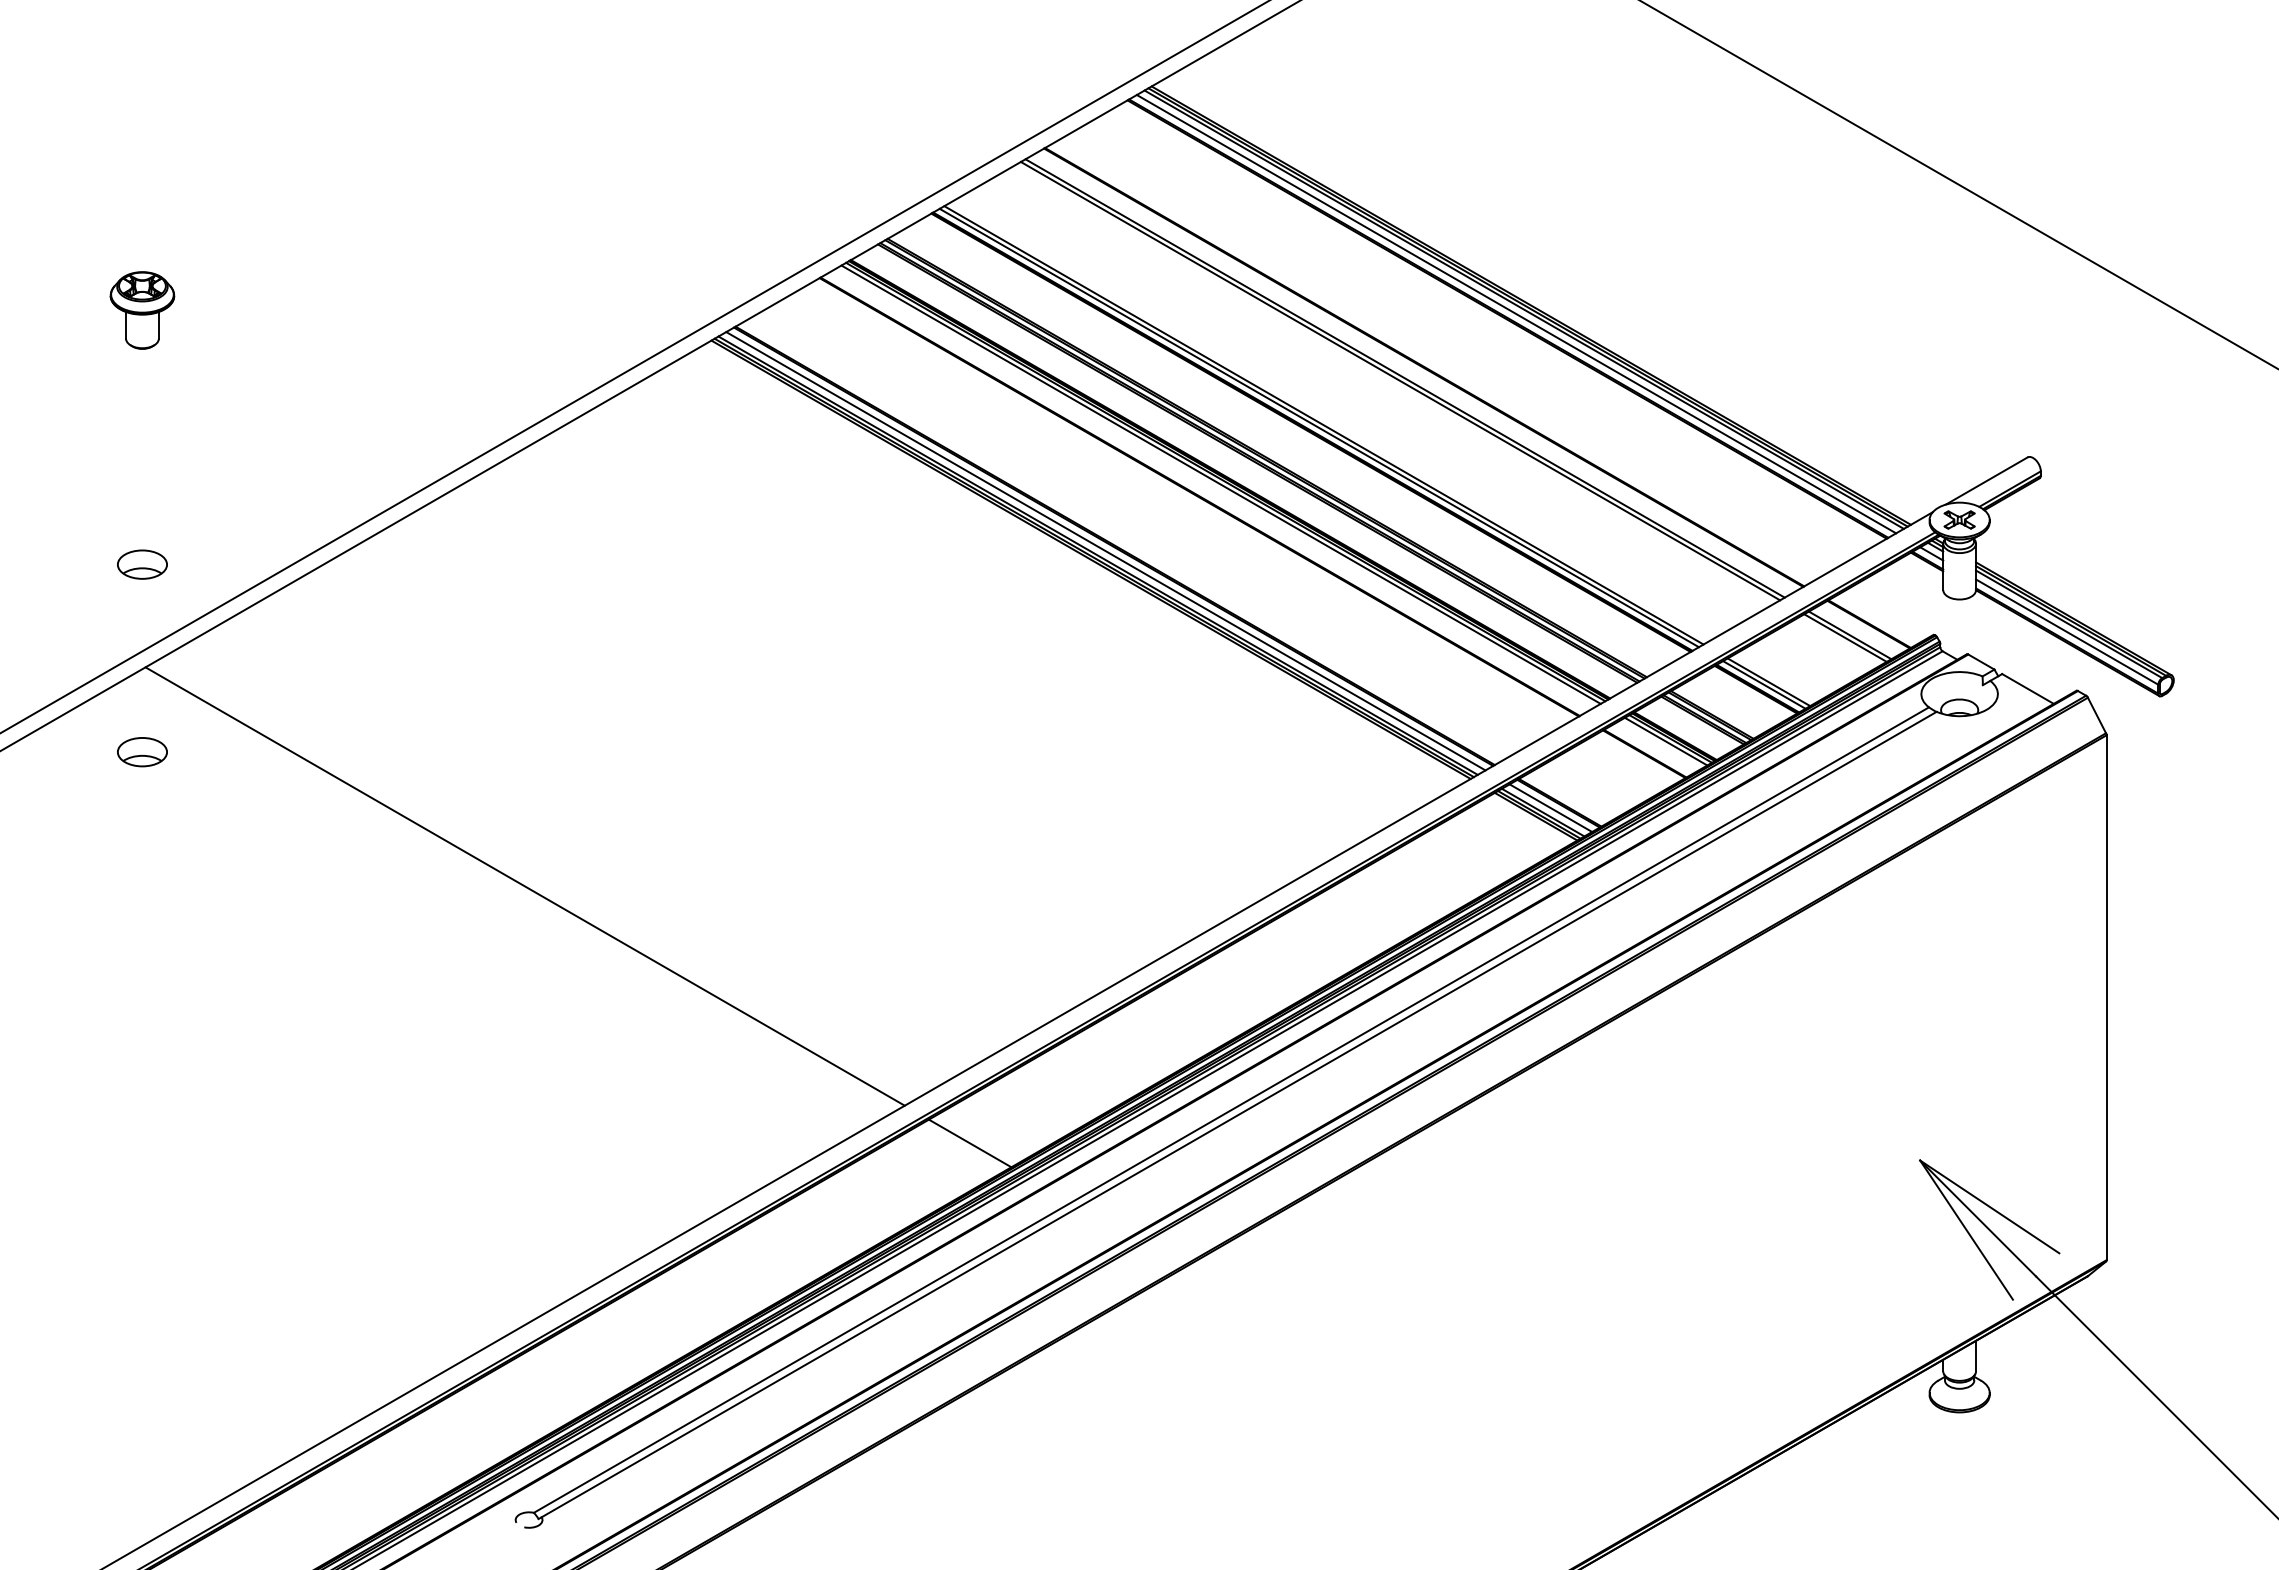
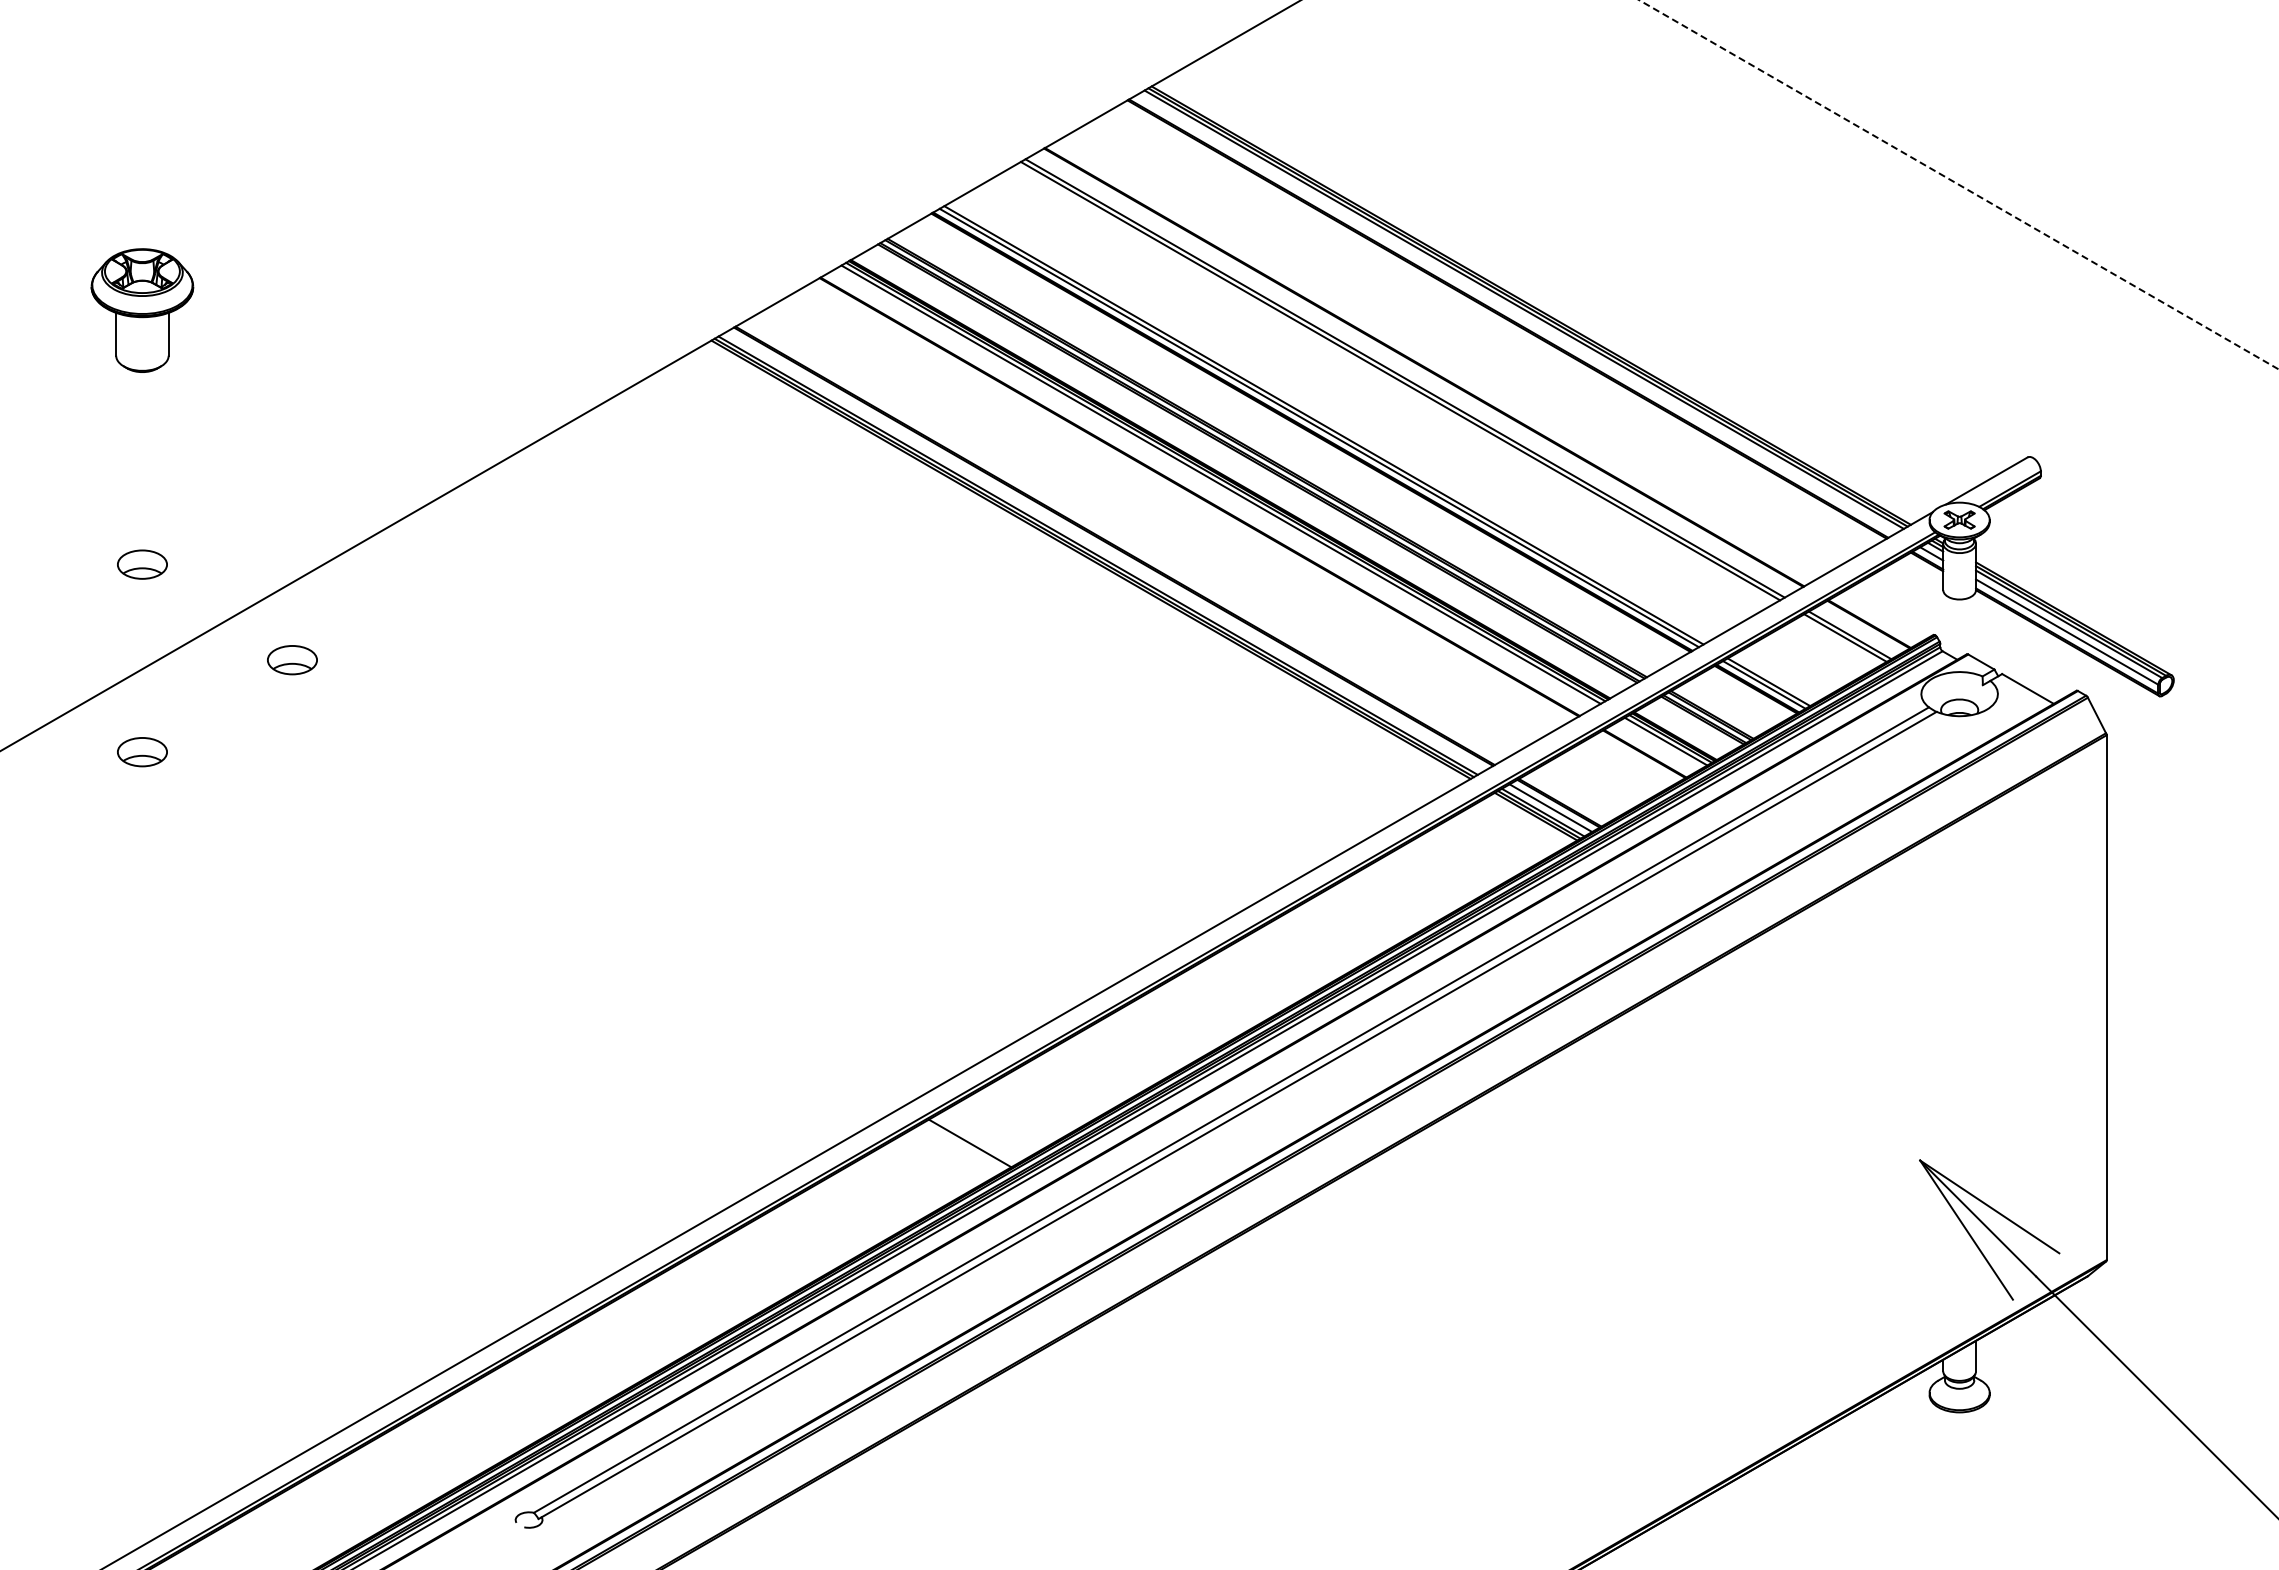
line: solid -> dashed (1958, 184)
part size: 67x79 px -> 105x125 px (142, 310)
line: present -> none (1516, 314)
line: present -> none (634, 366)
line: present -> none (1105, 551)
part: none -> present (292, 660)
line: present -> none (524, 886)
